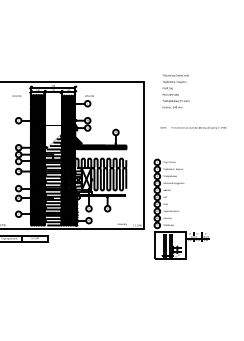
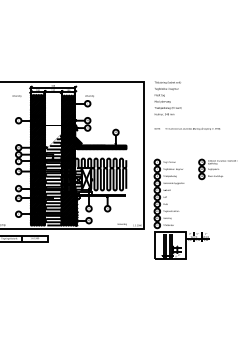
text position: (175, 91) -> (167, 98) (167, 98)
text position: (192, 127) -> (186, 128) (186, 128)
part: none -> present (217, 169)
